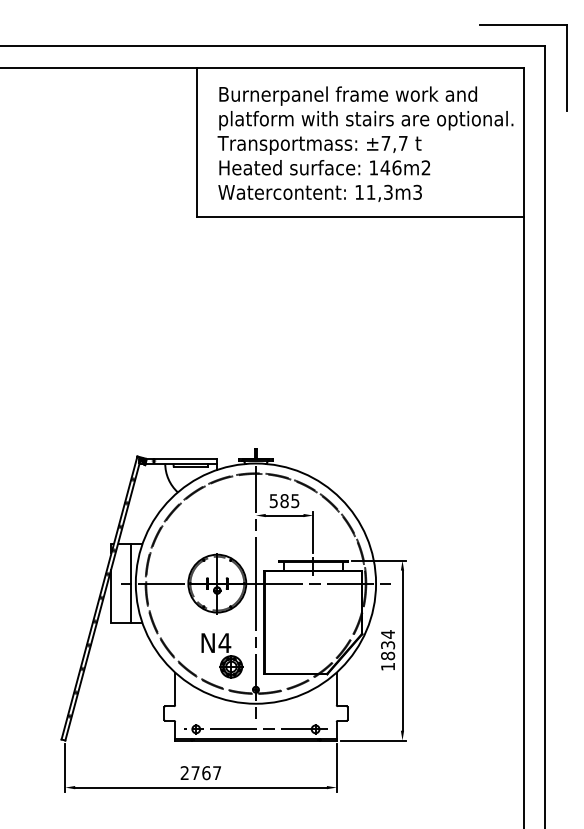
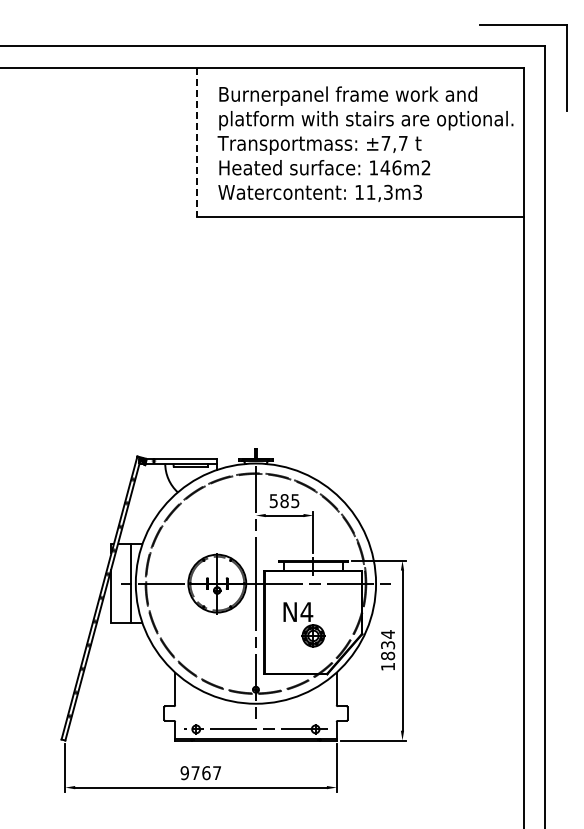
line: solid -> dashed (197, 142)
part position: (222, 655) -> (304, 624) (304, 624)
text: 2767 -> 9767 (184, 773)
